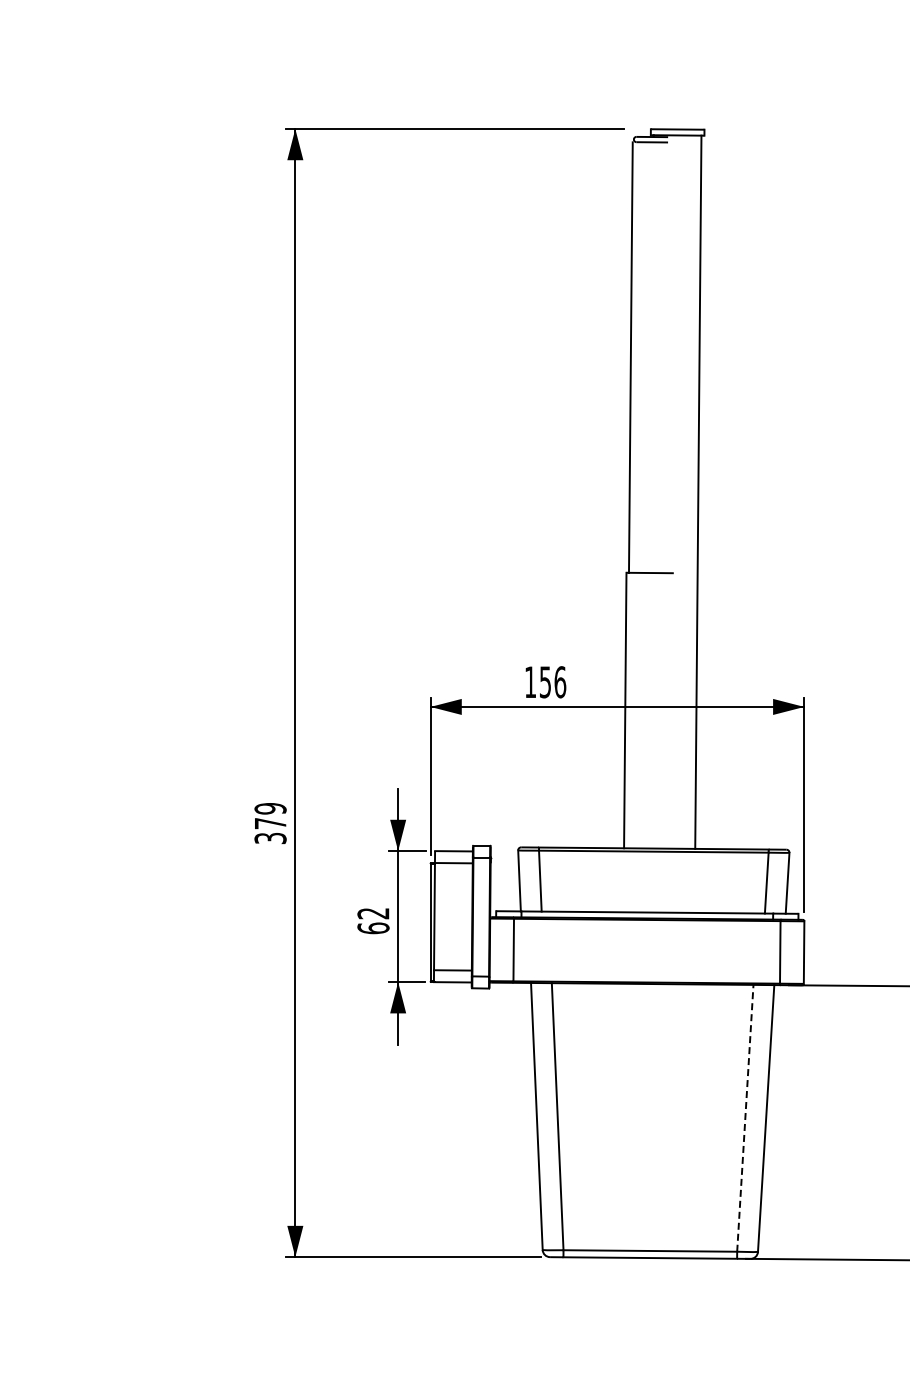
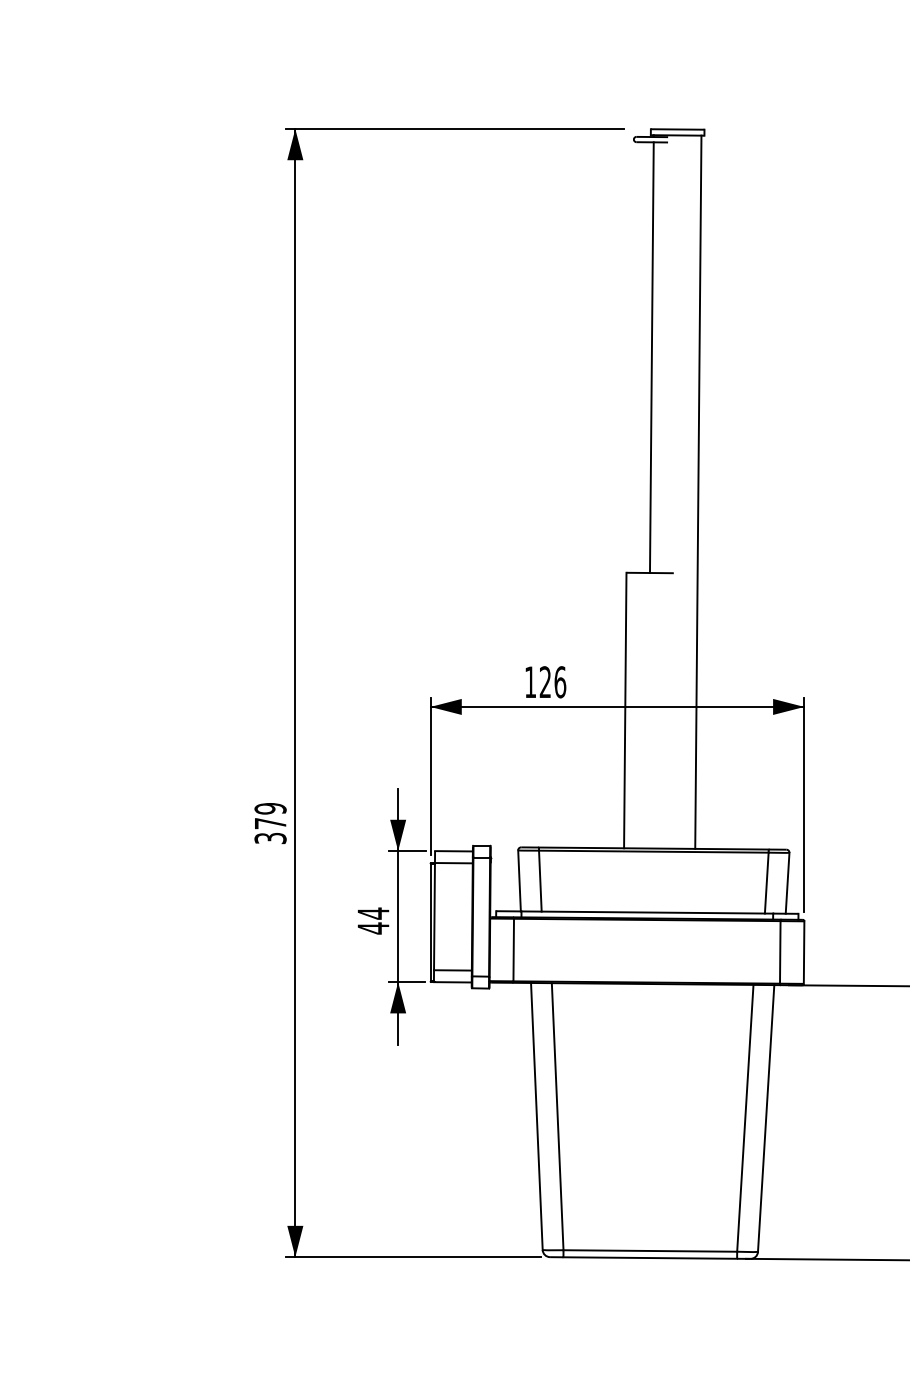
line position: (630, 357) -> (651, 357) (651, 357)
text: 156 -> 126 (544, 682)
text: 62 -> 44 (373, 920)
line: dashed -> solid (745, 1118)
